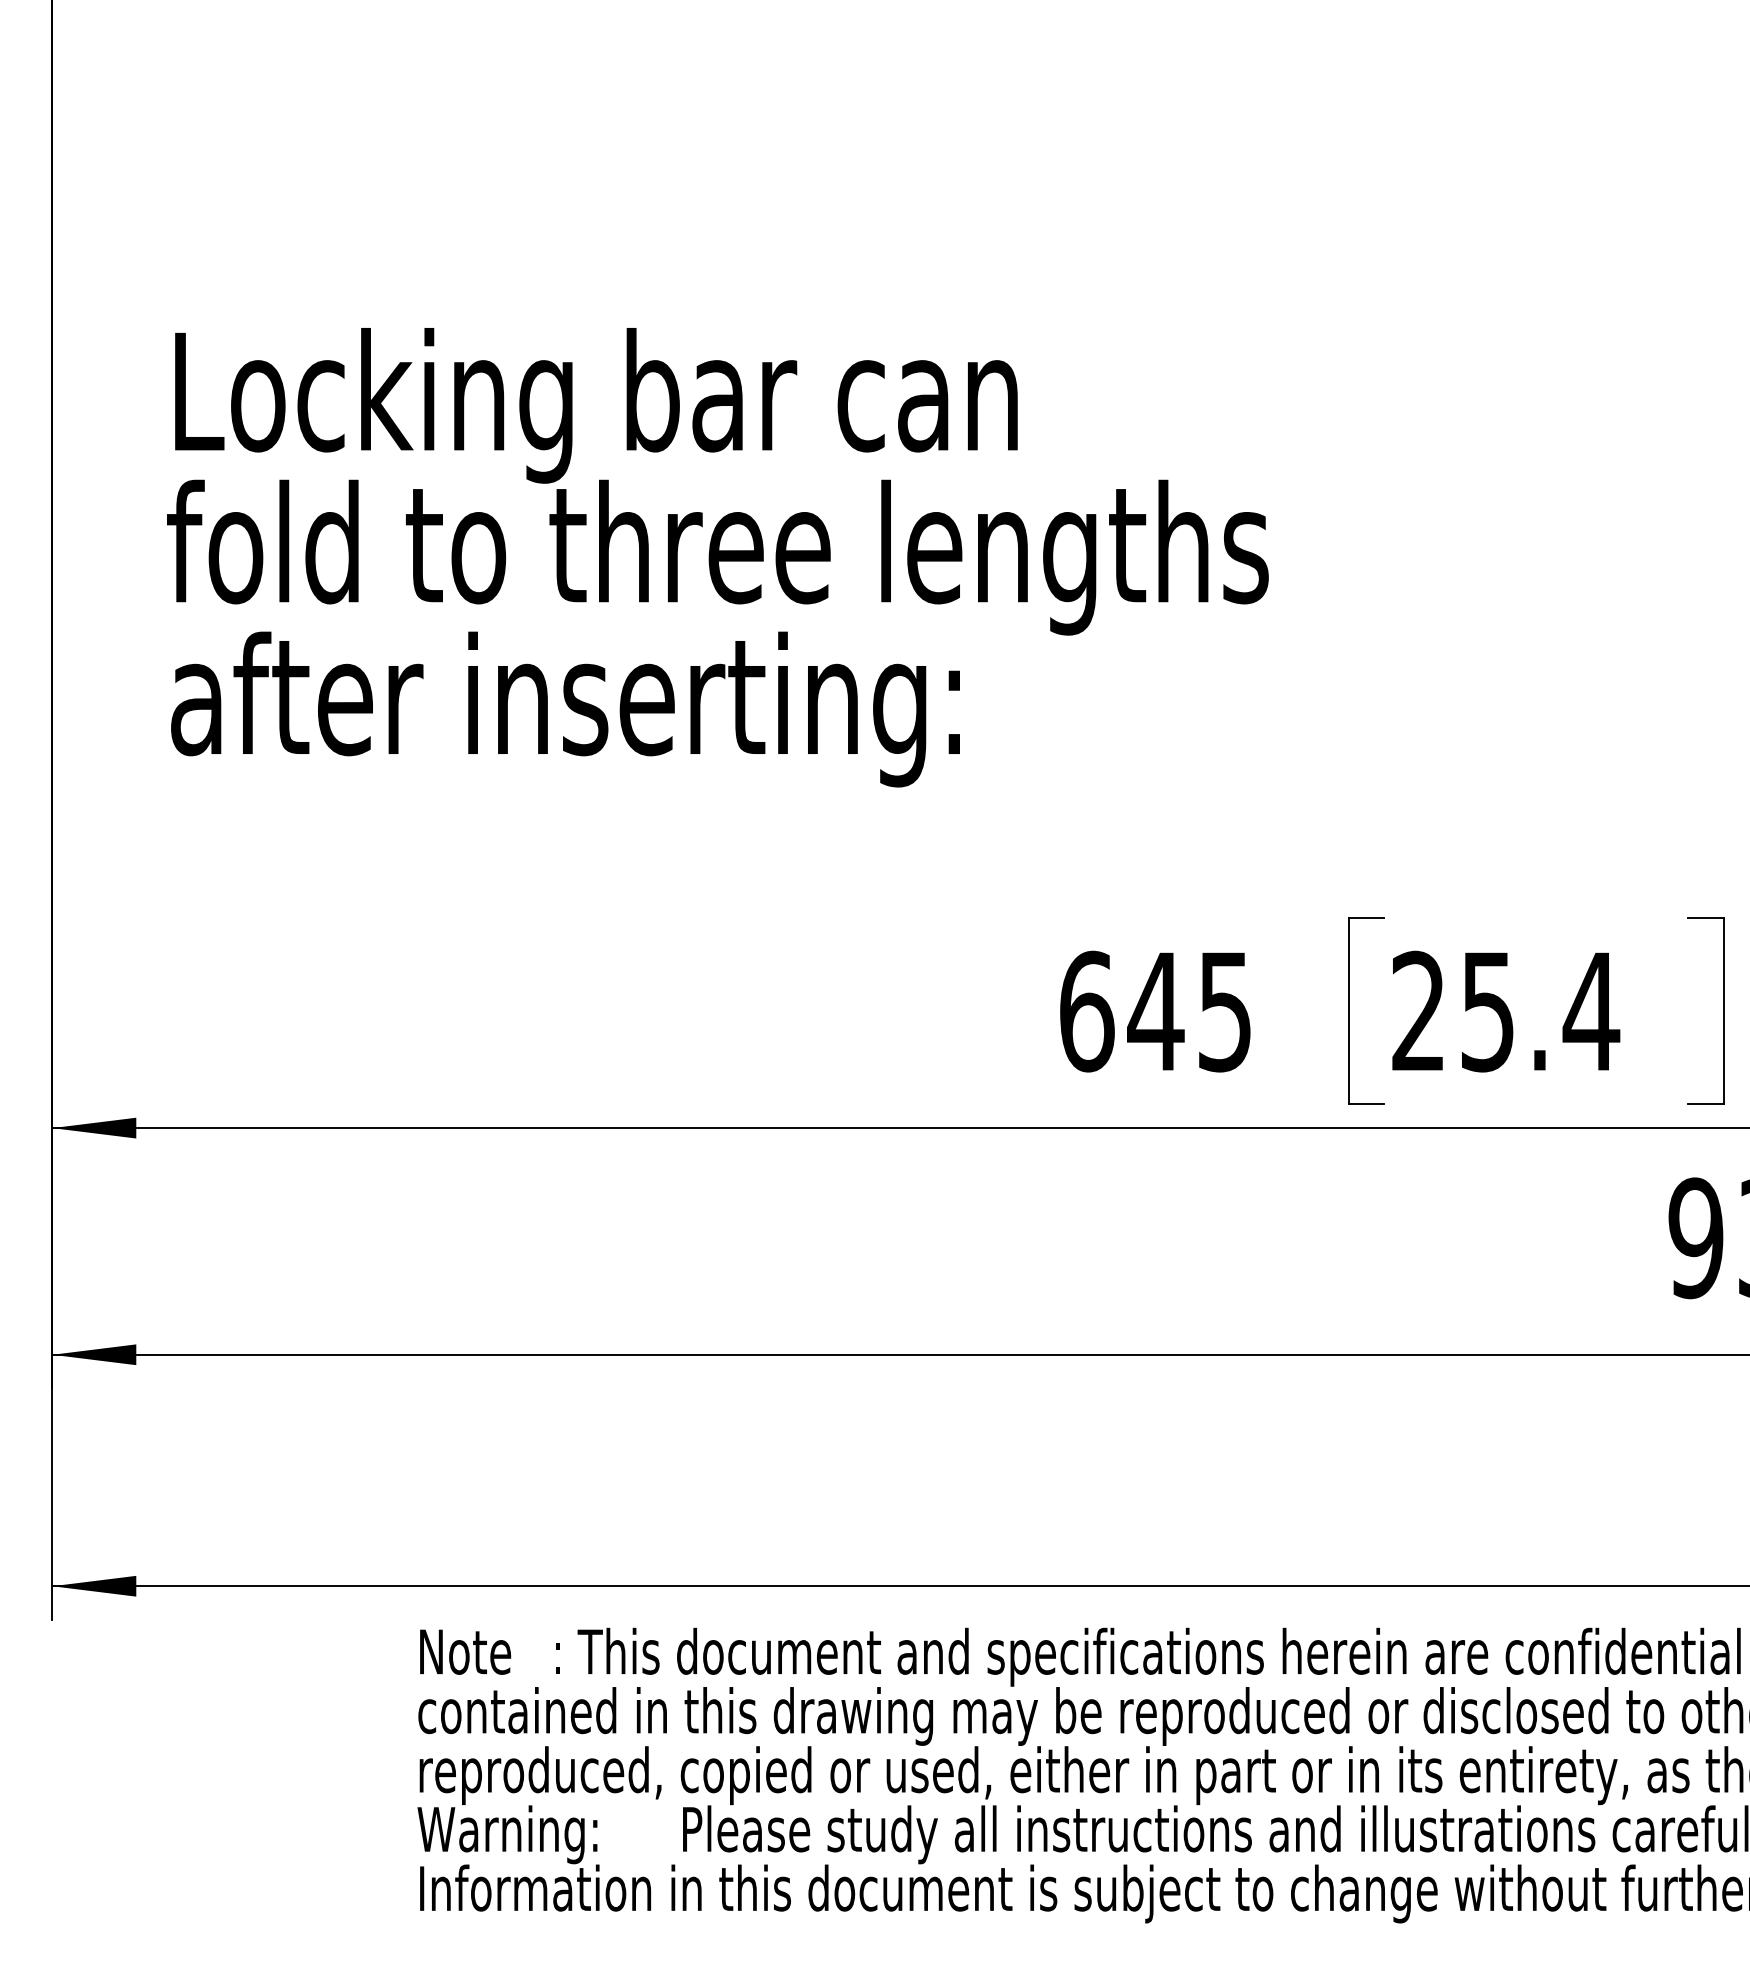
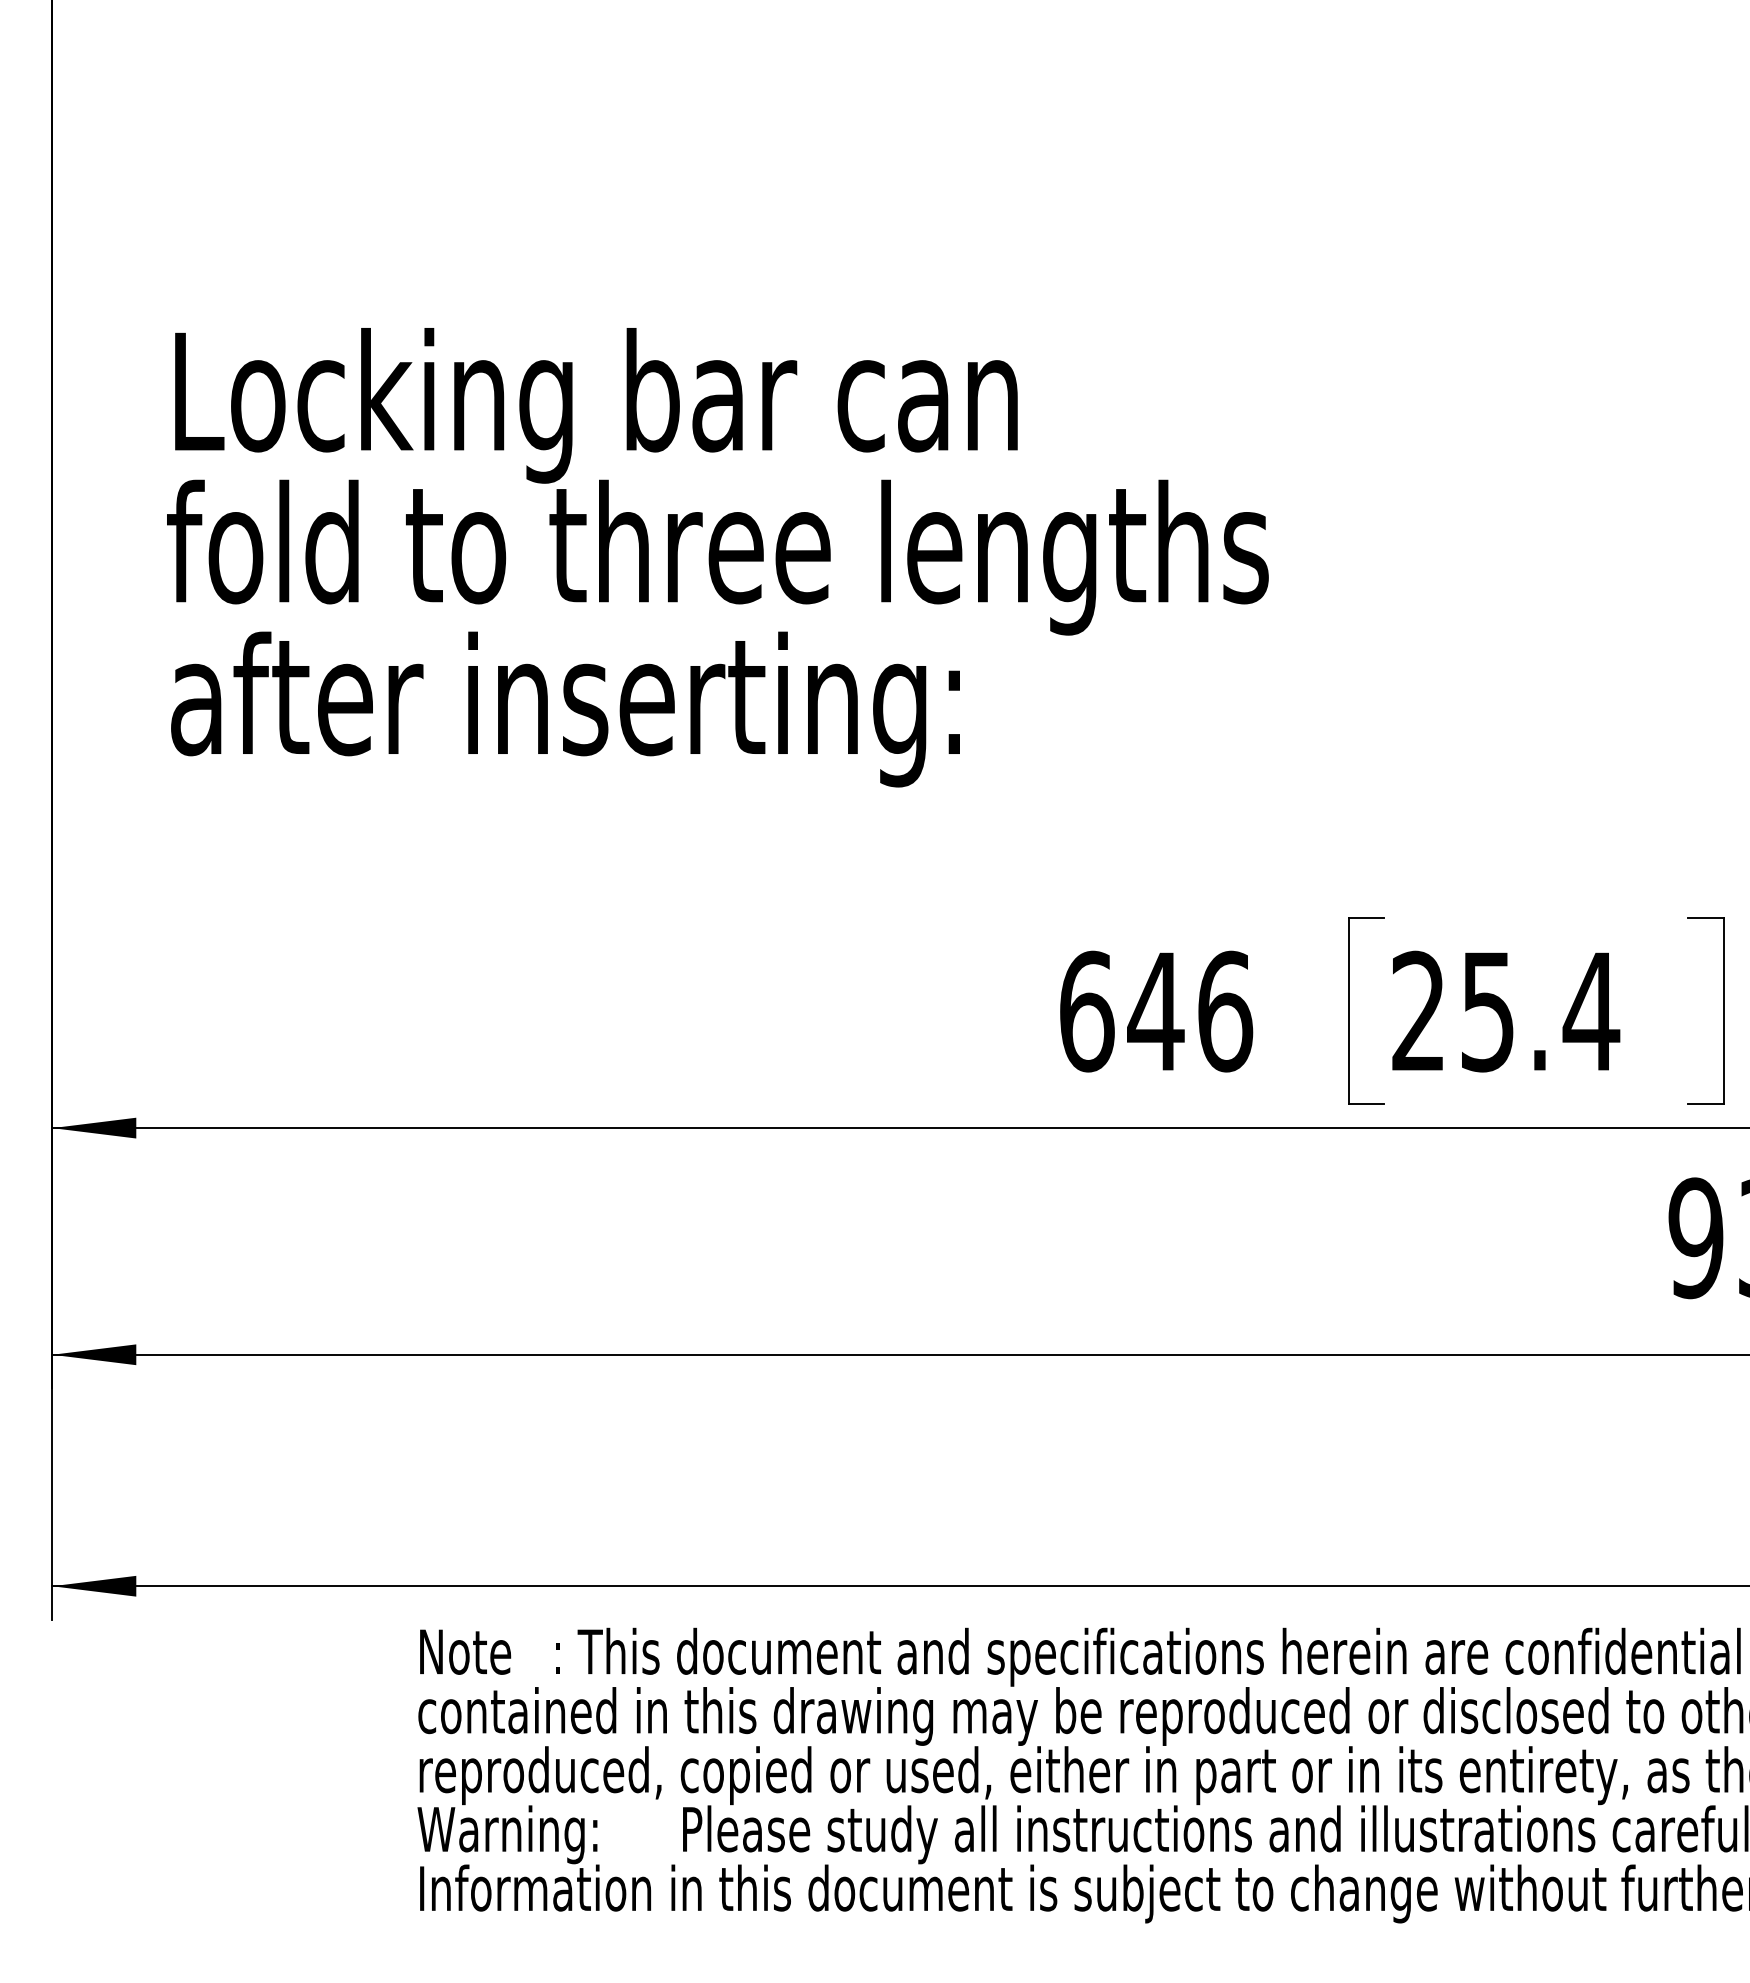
text: 645 -> 646 (1225, 1011)
